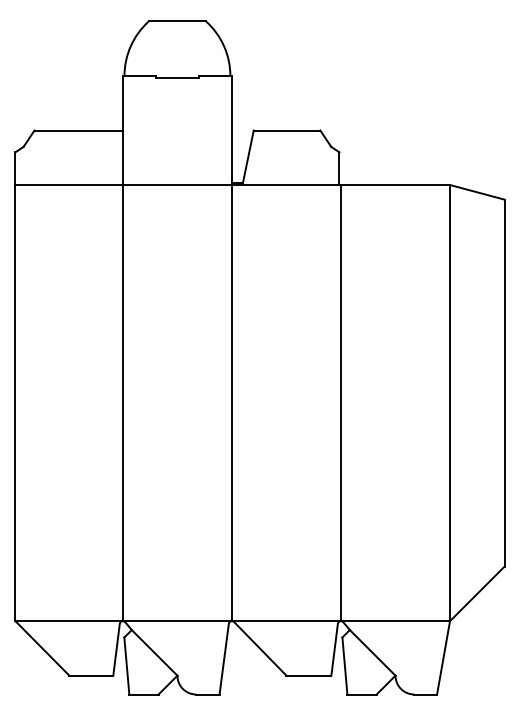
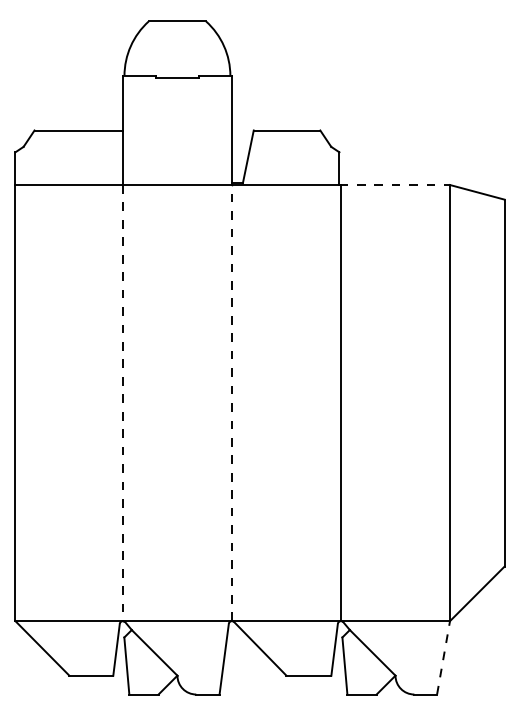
line: solid -> dashed (395, 185)
line: solid -> dashed (231, 402)
line: solid -> dashed (122, 403)
line: solid -> dashed (443, 657)
